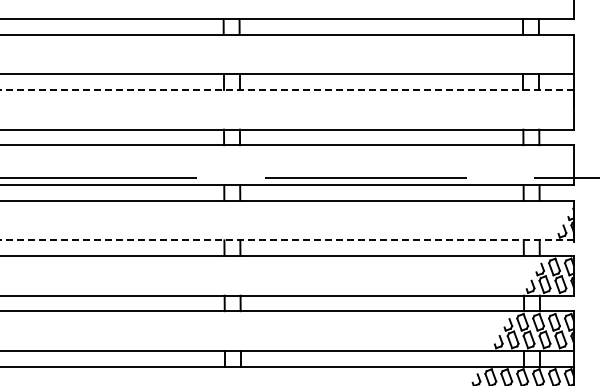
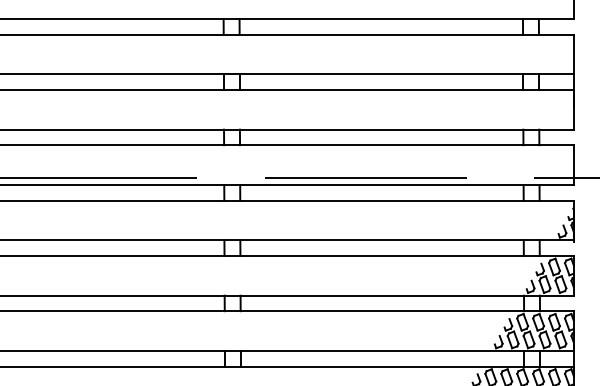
line: dashed -> solid (286, 89)
line: dashed -> solid (286, 240)
